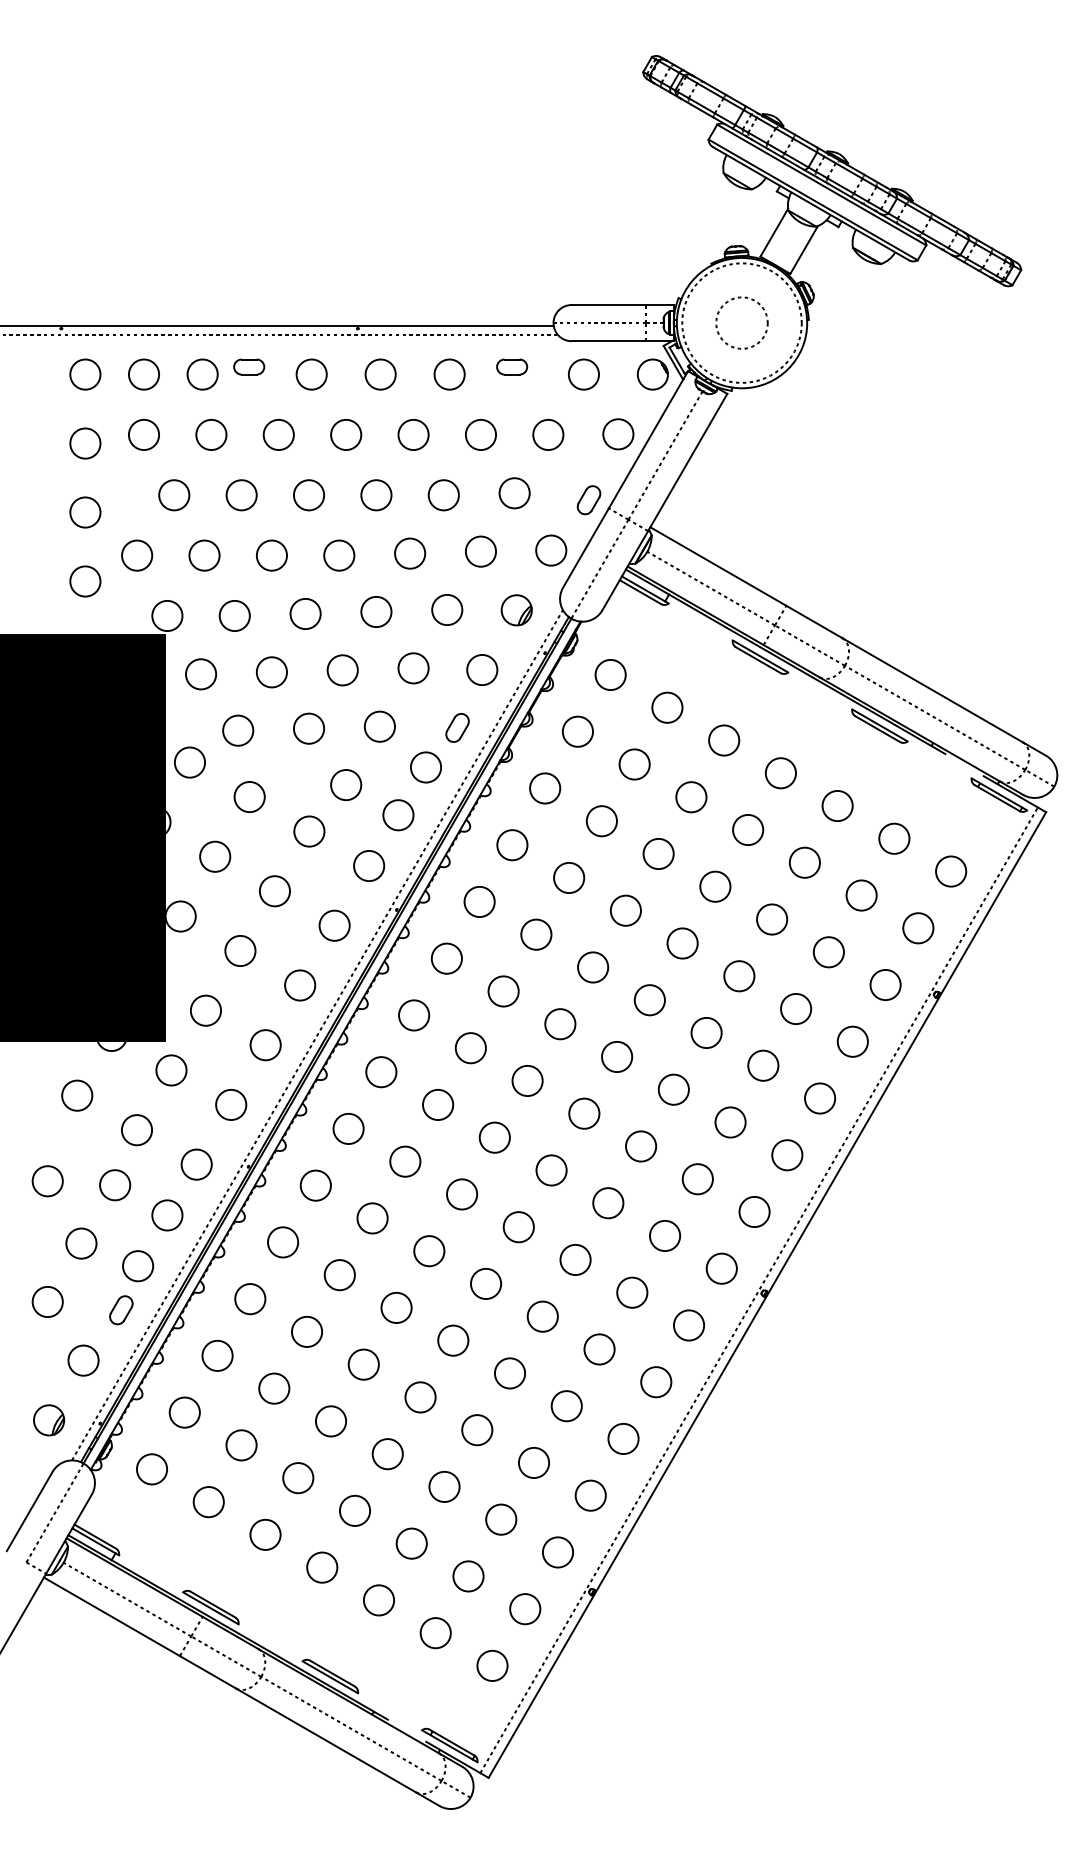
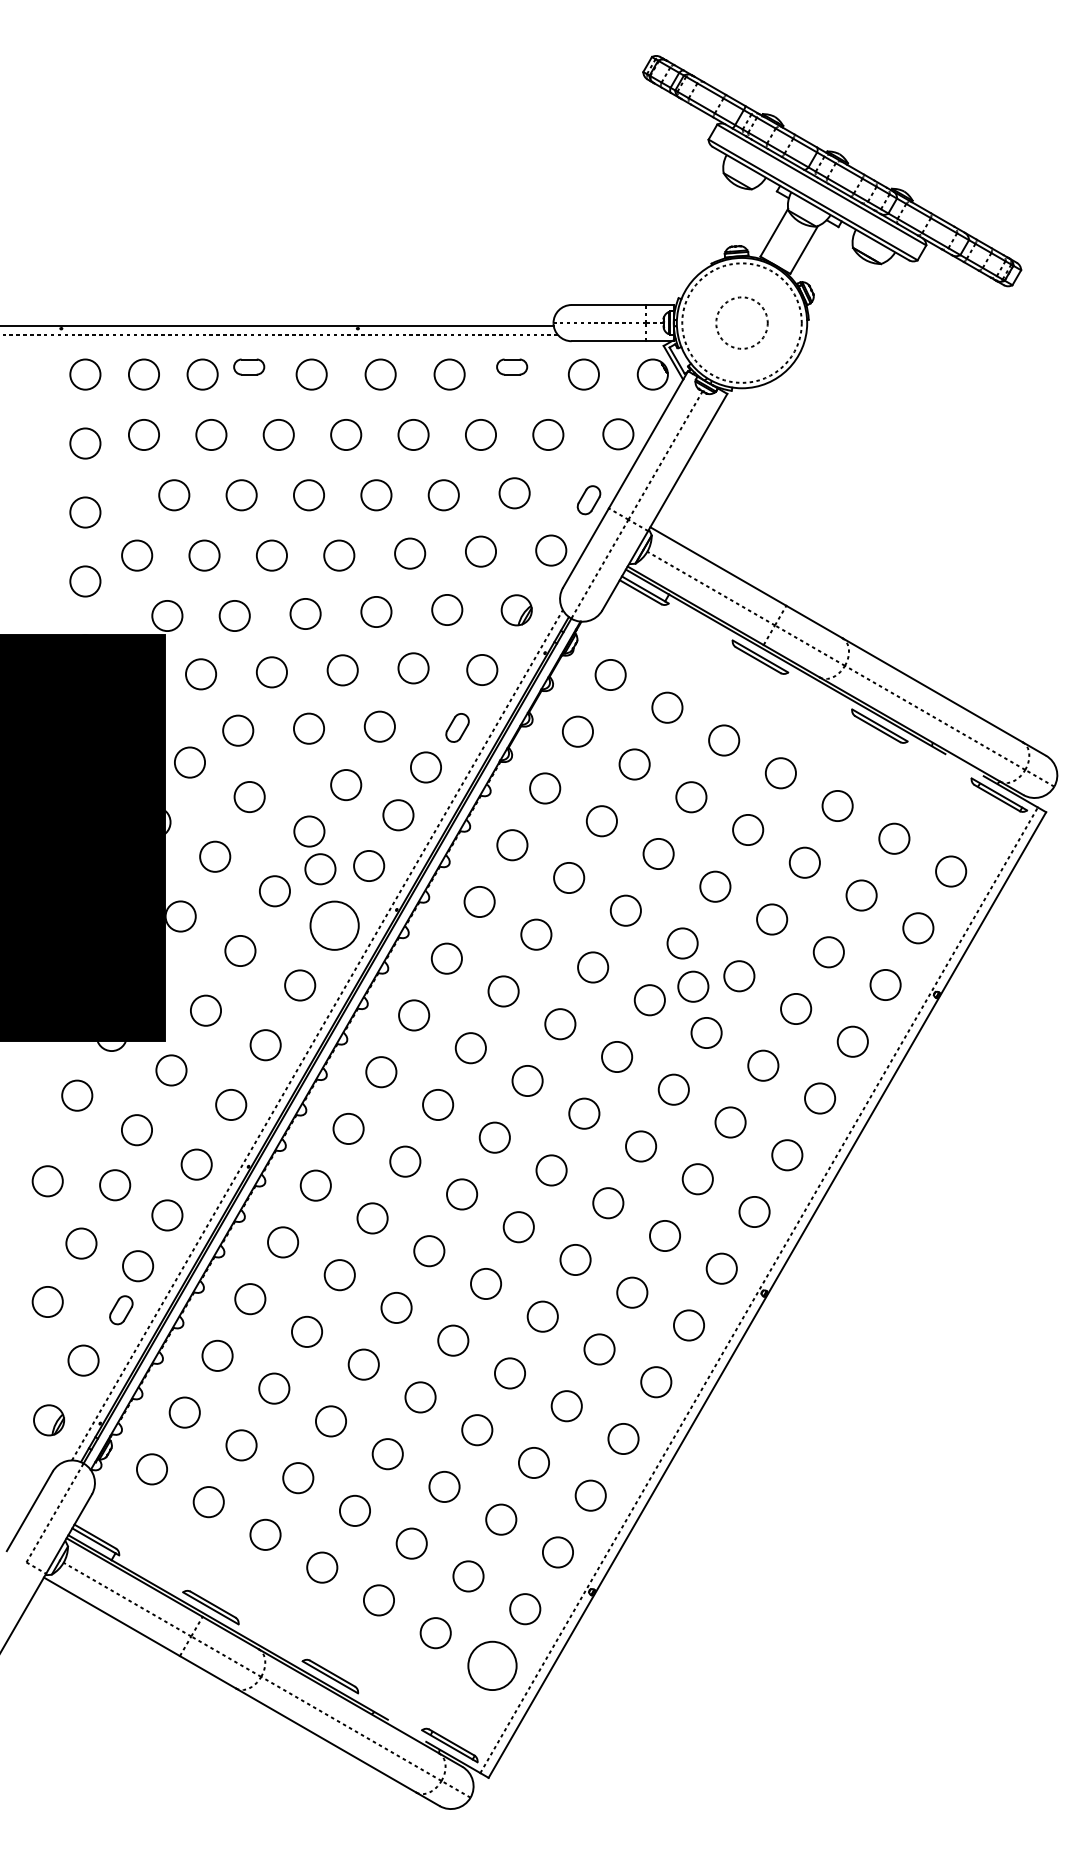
circle: none -> present (320, 869)
circle diameter: 30 px -> 48 px (334, 925)
circle: none -> present (693, 986)
circle diameter: 30 px -> 48 px (492, 1665)
